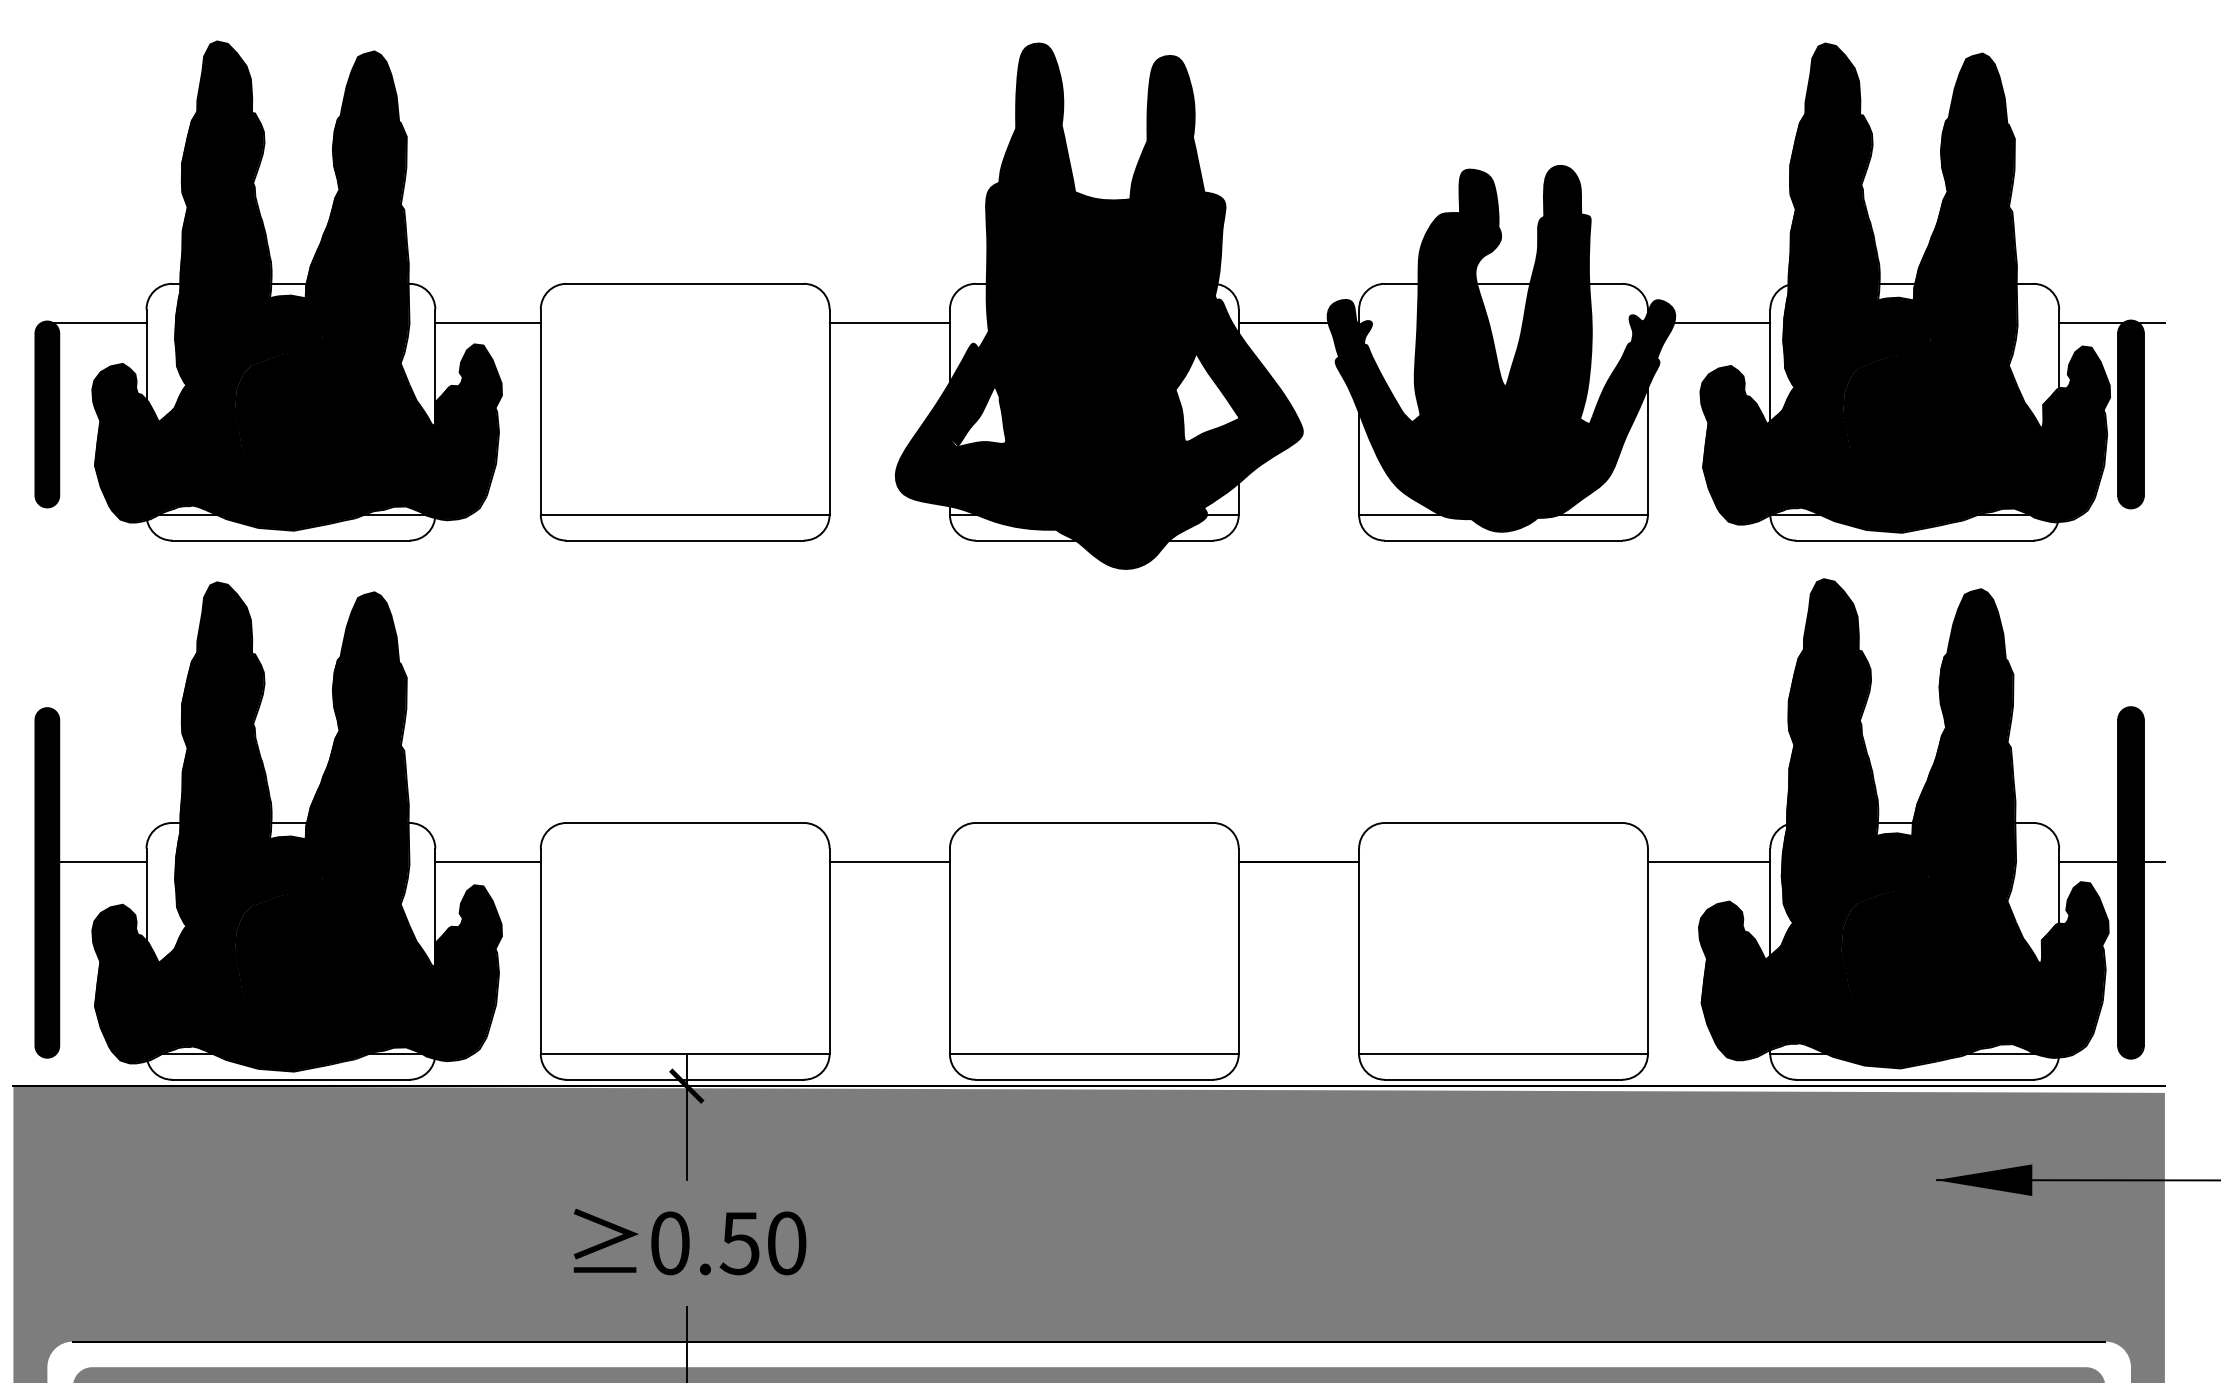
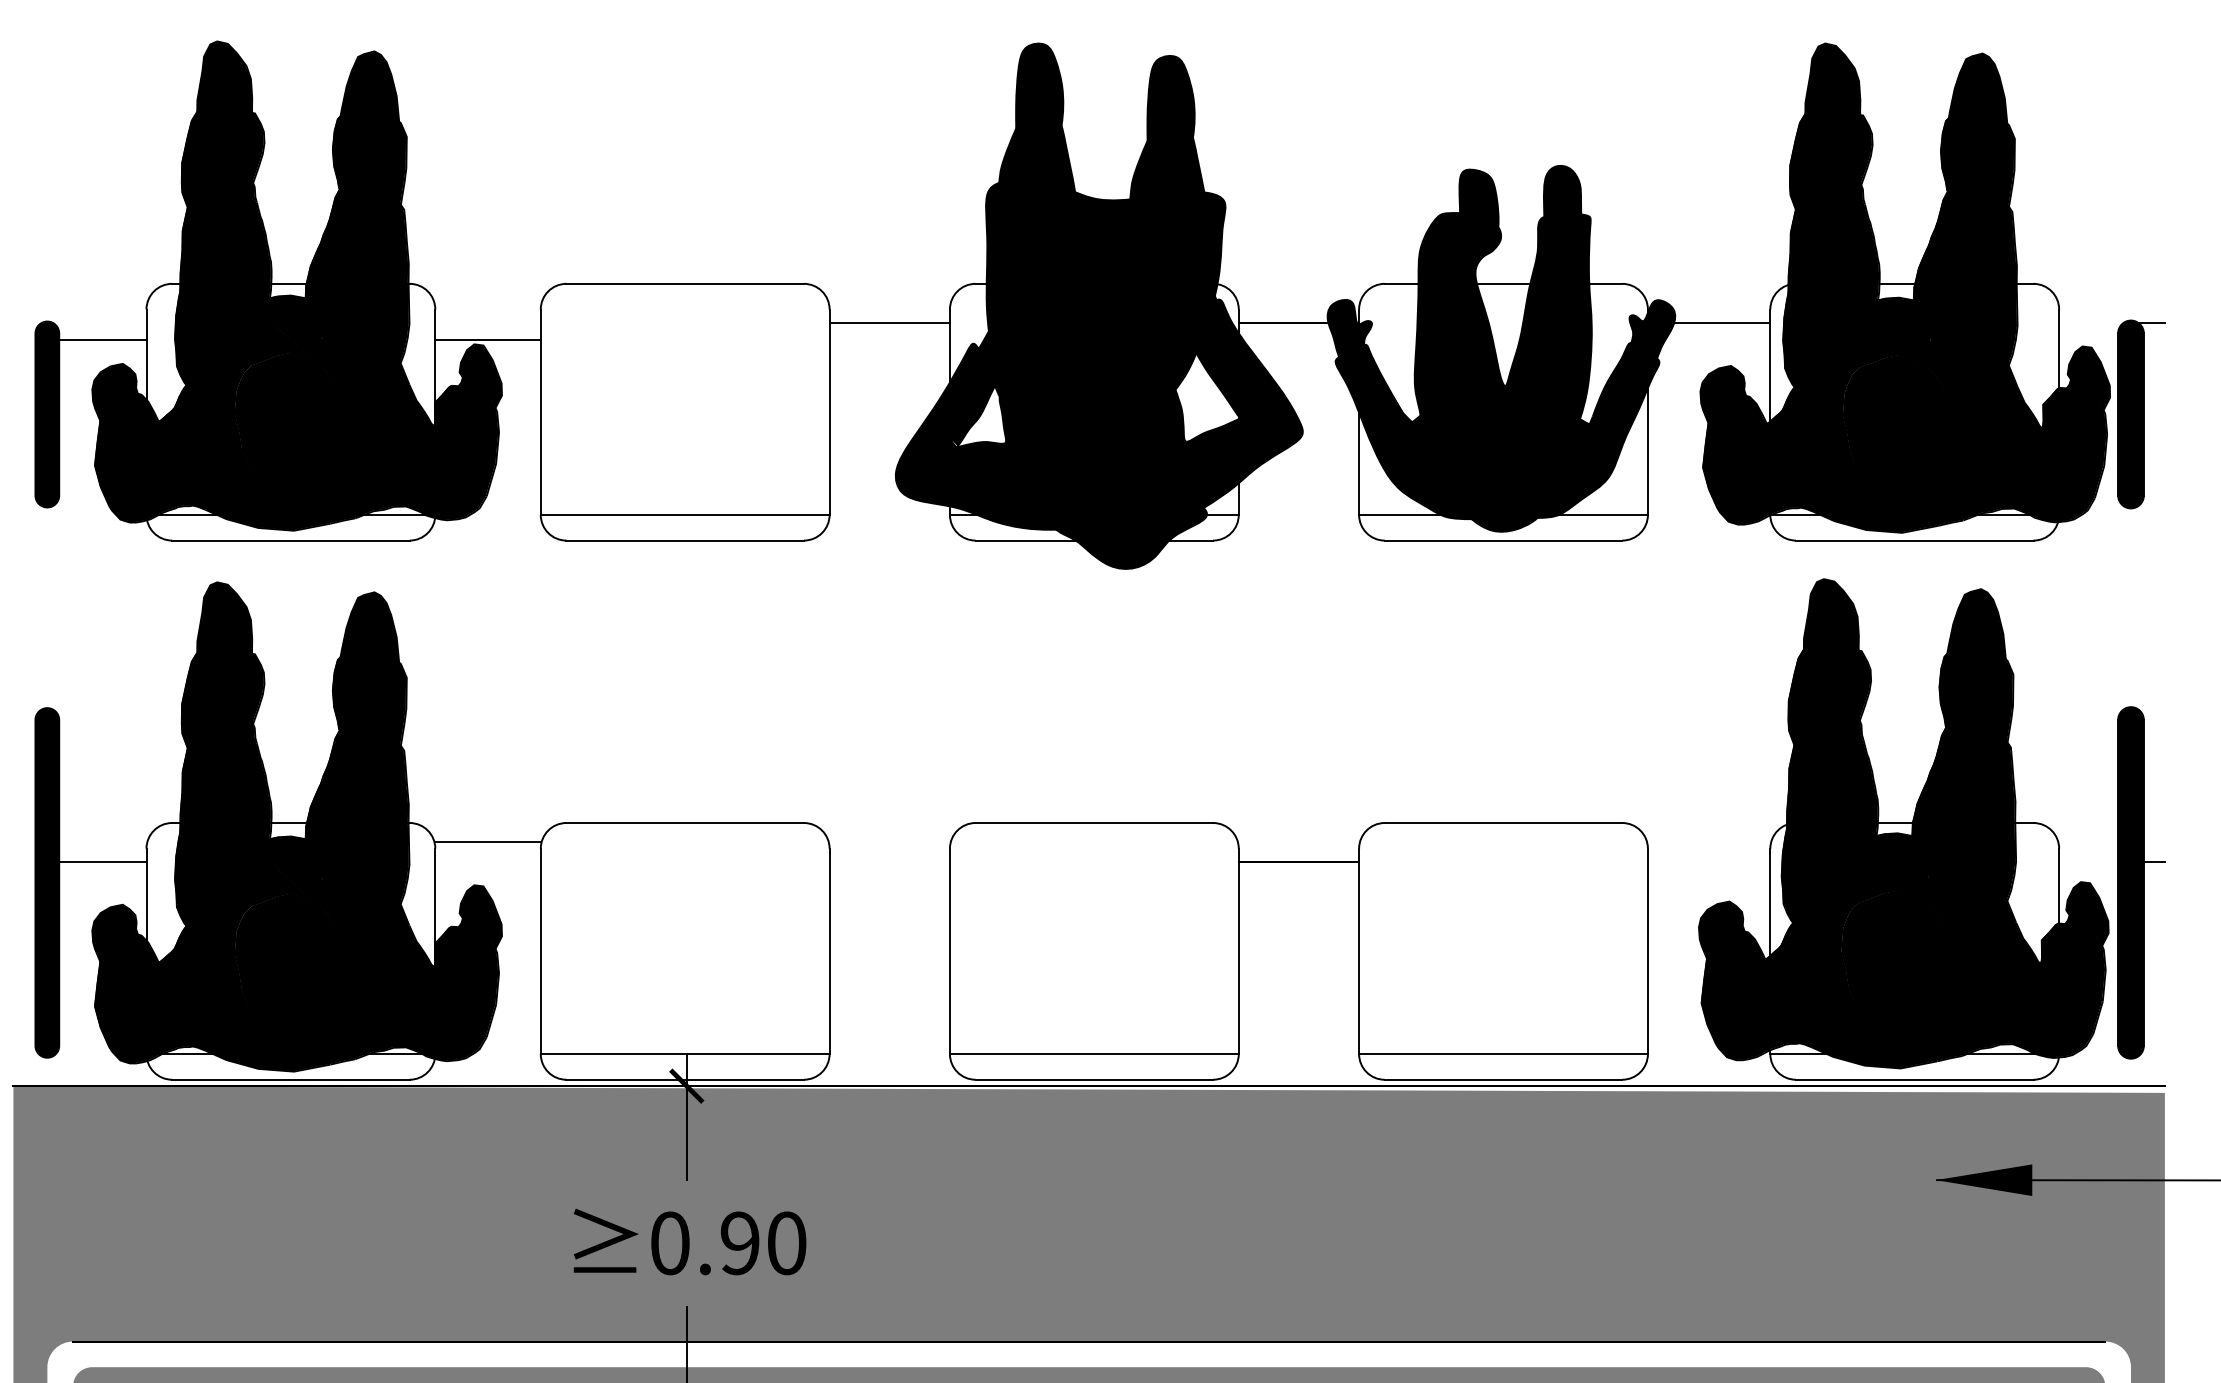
line position: (100, 322) -> (100, 339) (100, 339)
line position: (487, 322) -> (487, 339) (487, 339)
line: present -> none (2091, 322)
line position: (487, 861) -> (487, 841) (487, 841)
line: present -> none (889, 861)
line: present -> none (1708, 861)
line: present -> none (2088, 861)
text: 0.50 -> 0.90 (739, 1243)
